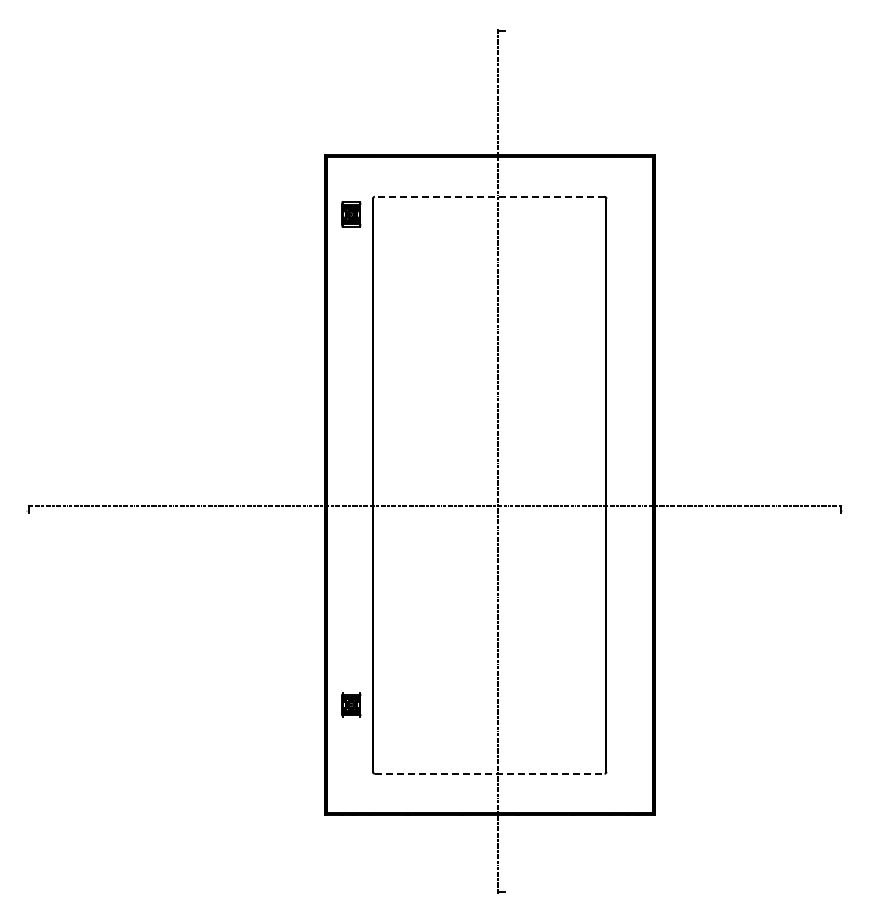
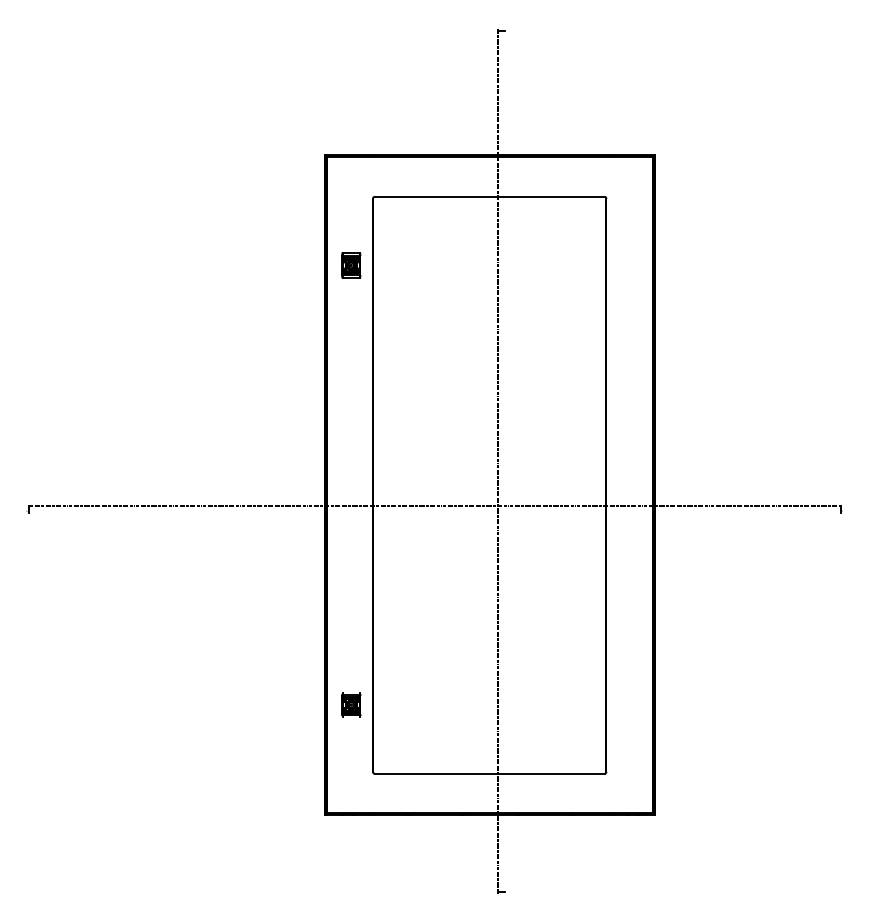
line: dashed -> solid (489, 196)
part position: (351, 214) -> (351, 265) (351, 265)
line: dashed -> solid (489, 773)
